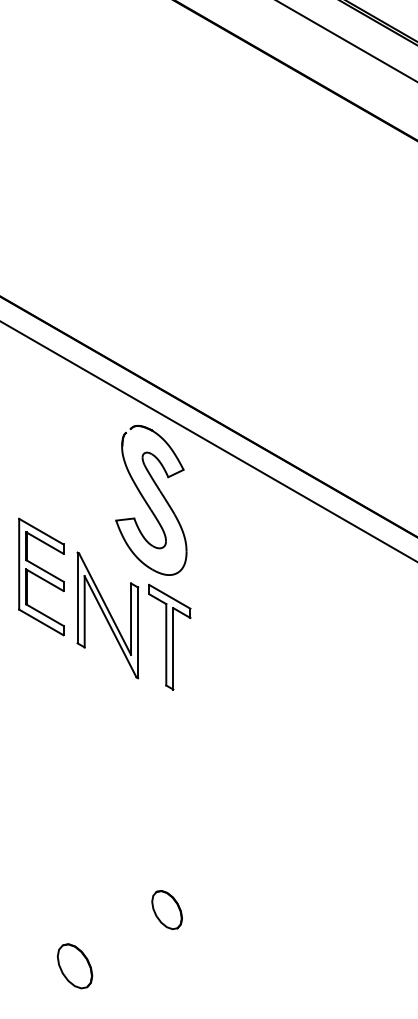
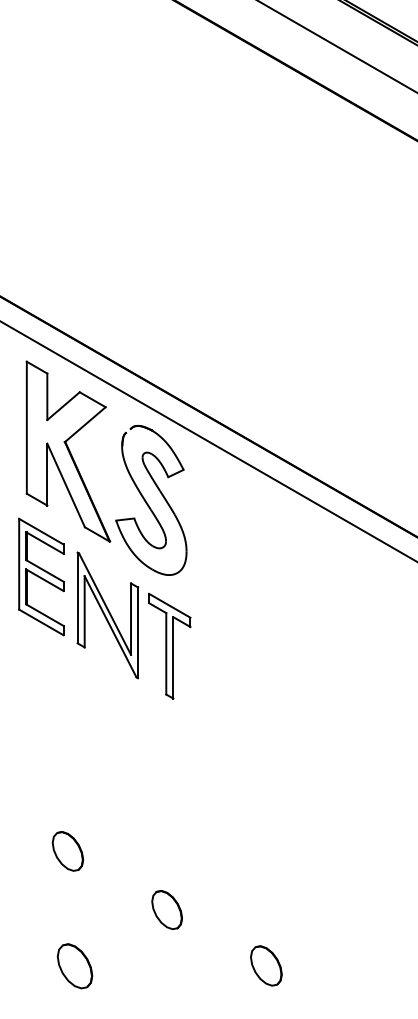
line position: (346, 41) -> (337, 46) (337, 46)
part: none -> present (68, 451)
part position: (169, 636) -> (169, 645) (169, 645)
part: none -> present (67, 851)
part: none -> present (266, 965)
